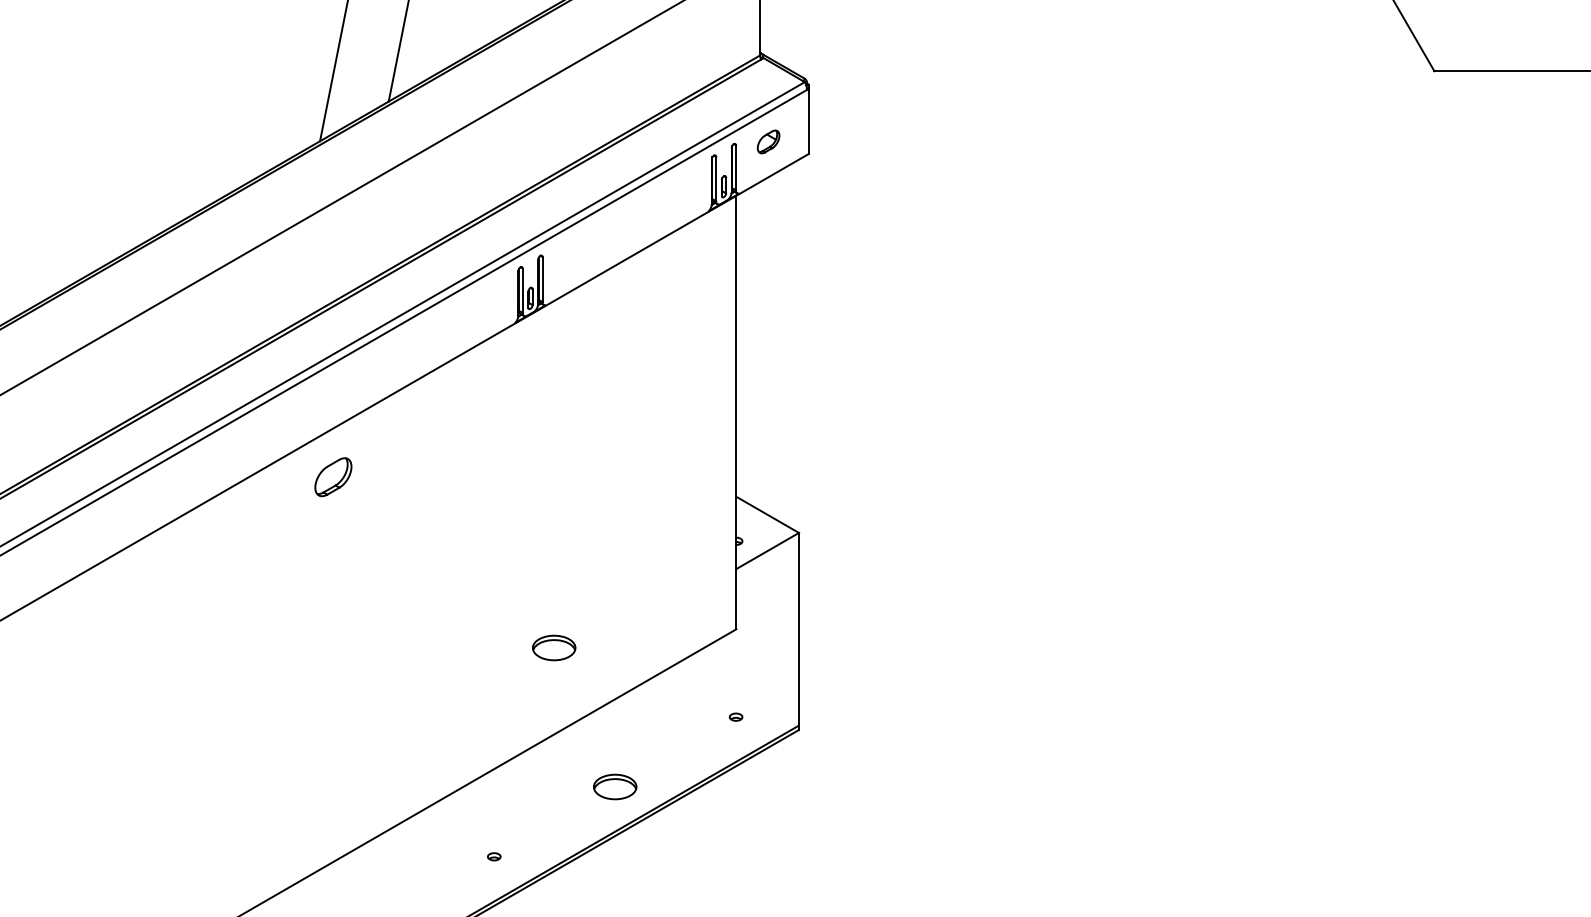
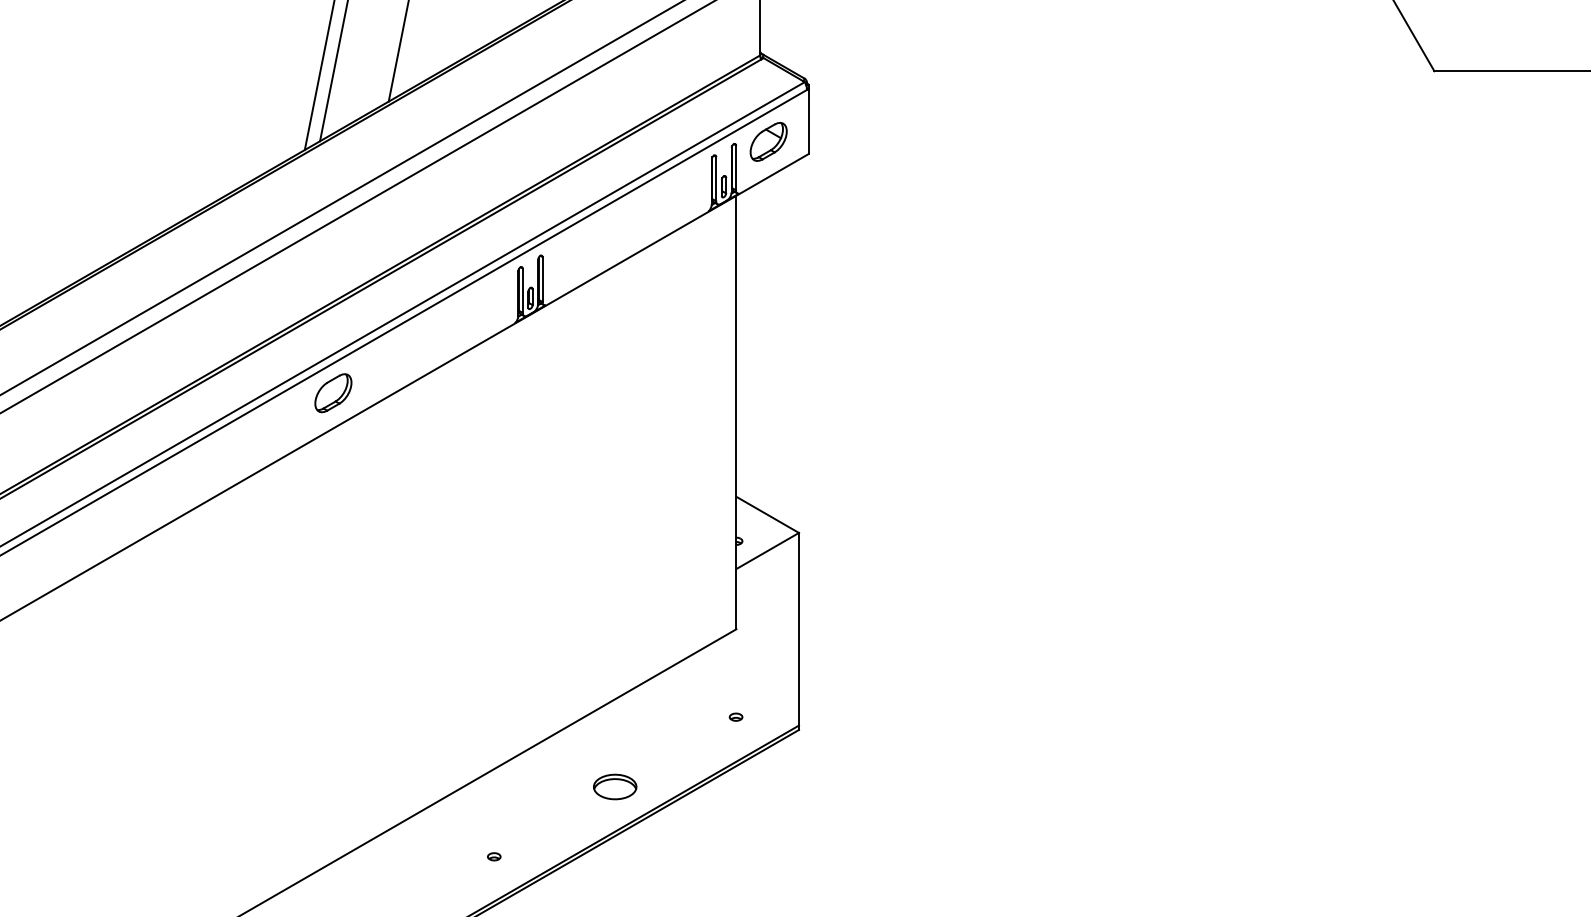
line: none -> present (319, 76)
part size: 25x26 px -> 39x40 px (768, 141)
line: none -> present (357, 207)
part position: (333, 477) -> (333, 393) (333, 393)
part: present -> none (554, 647)
